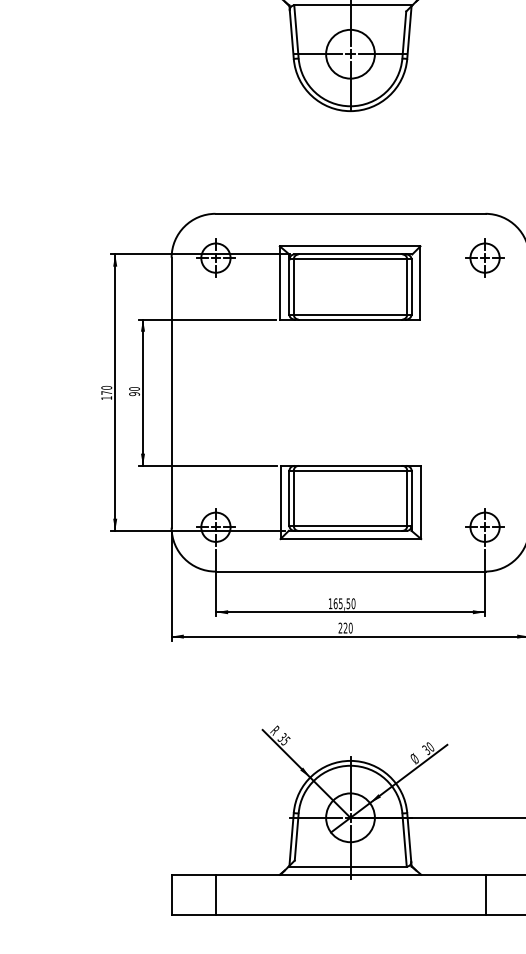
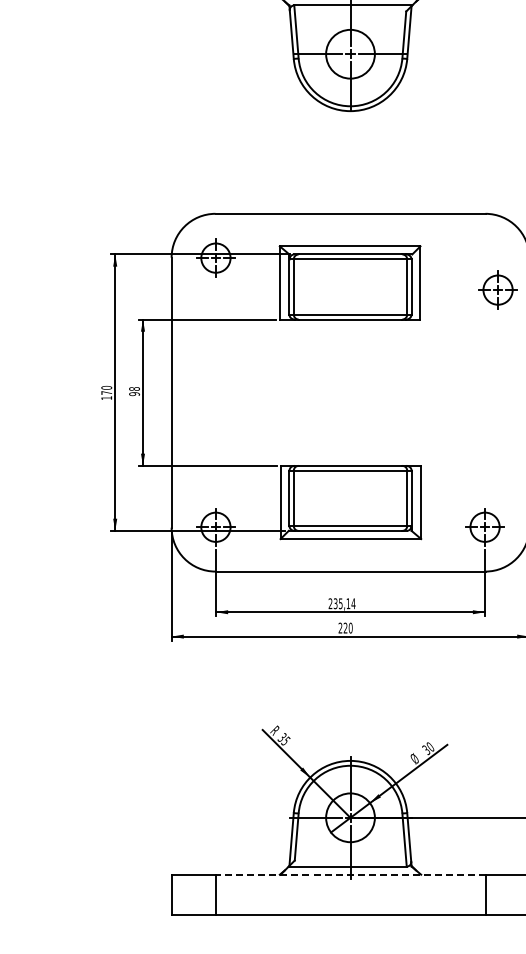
part position: (484, 257) -> (497, 289) (497, 289)
text: 90 -> 98 (134, 388)
text: 165,50 -> 235,14 (341, 603)
line: solid -> dashed (350, 874)
